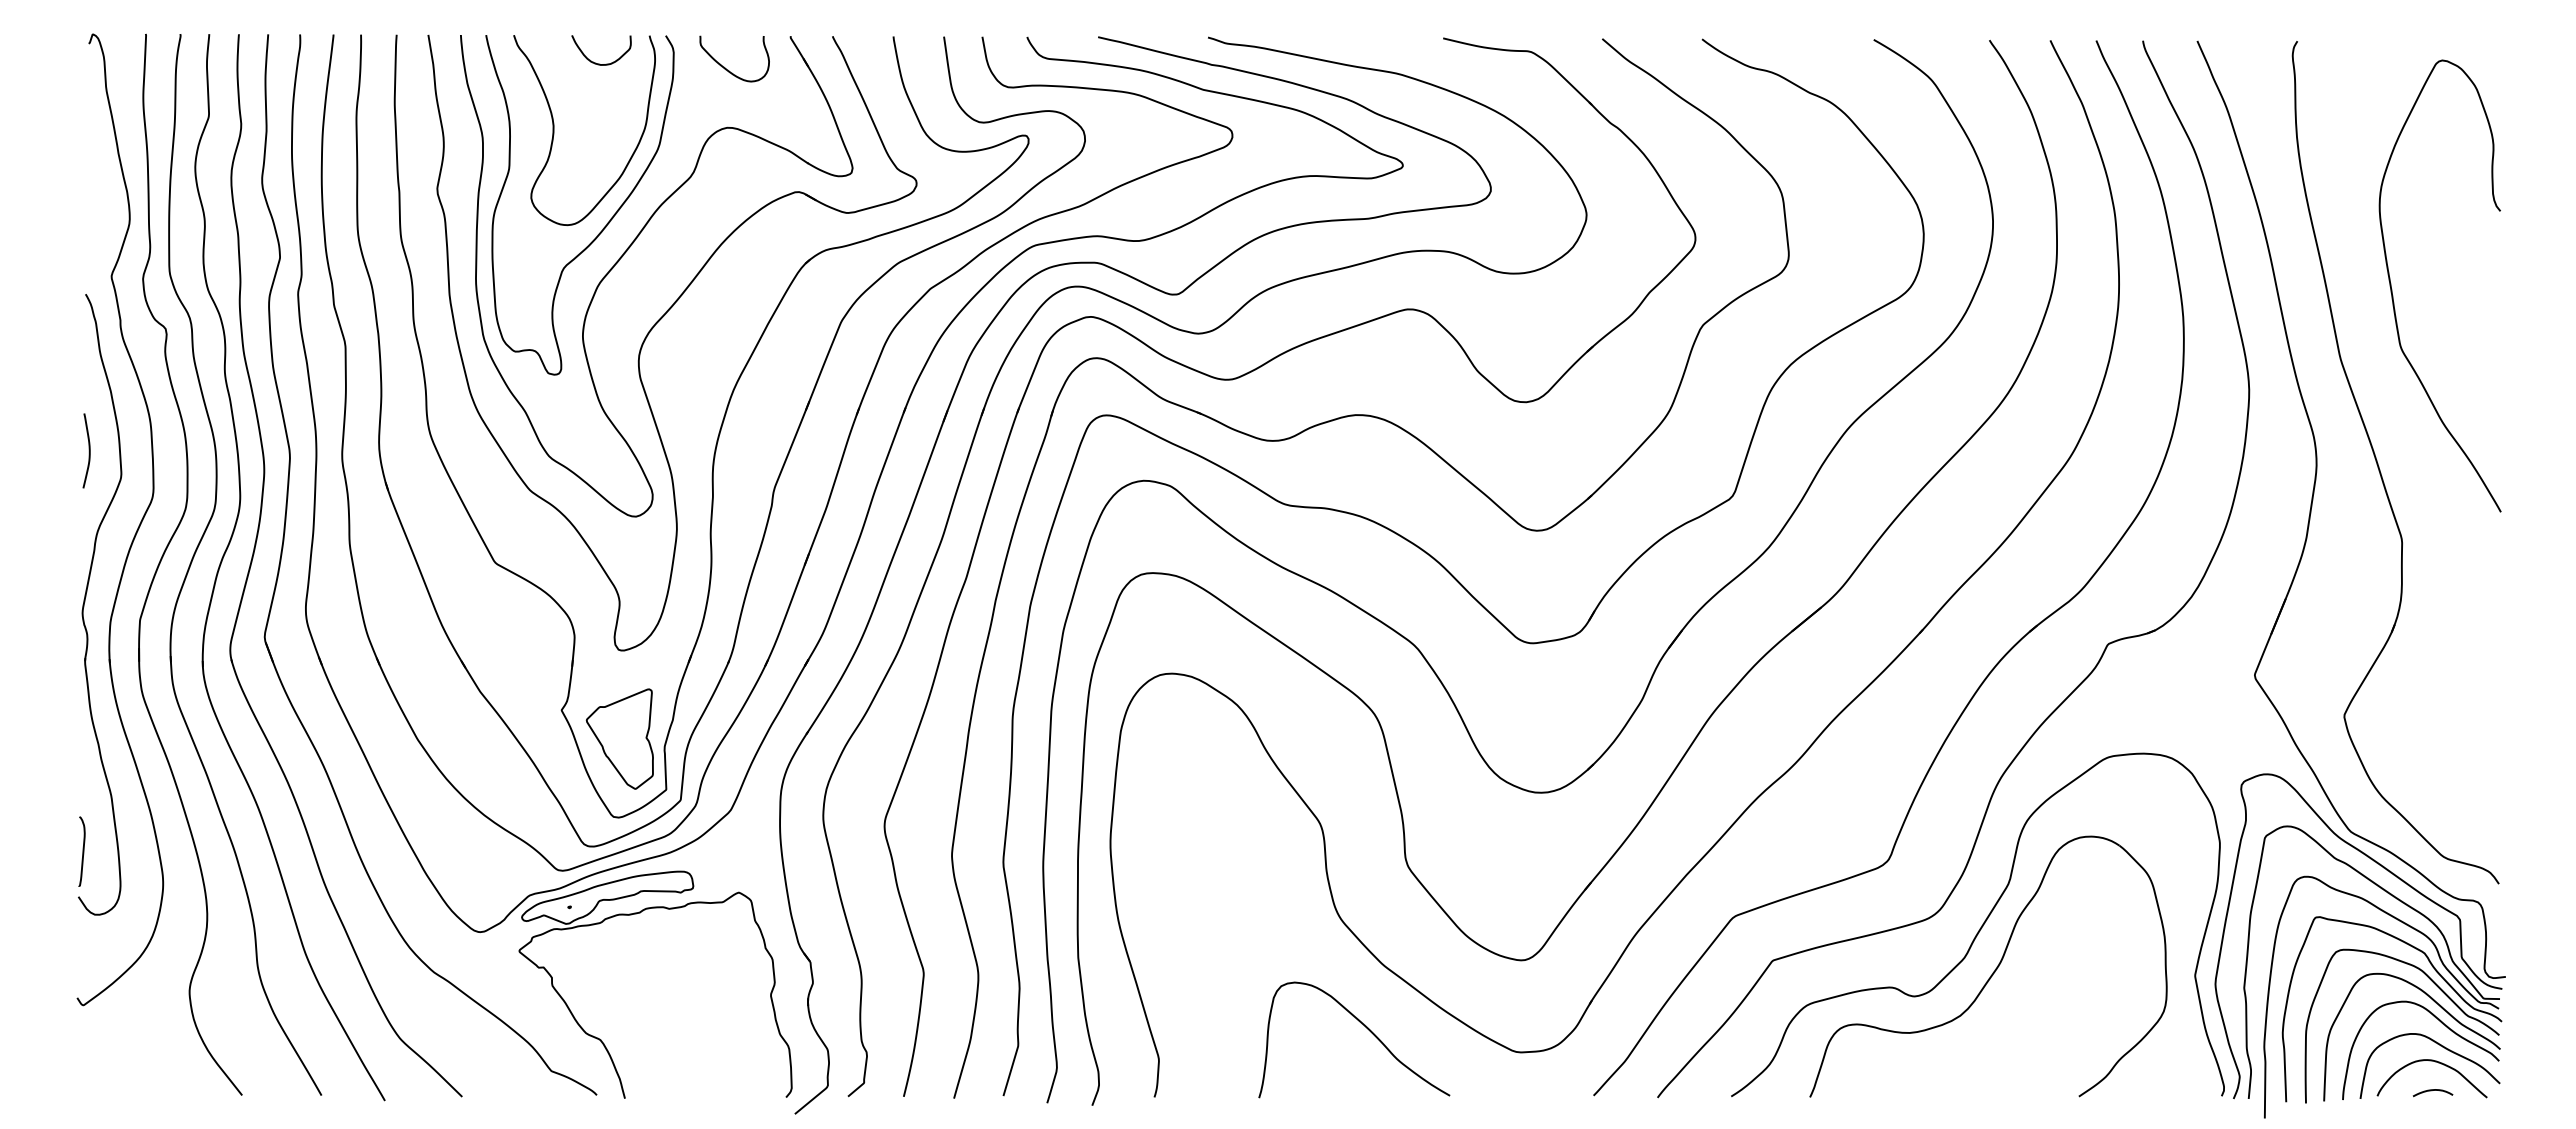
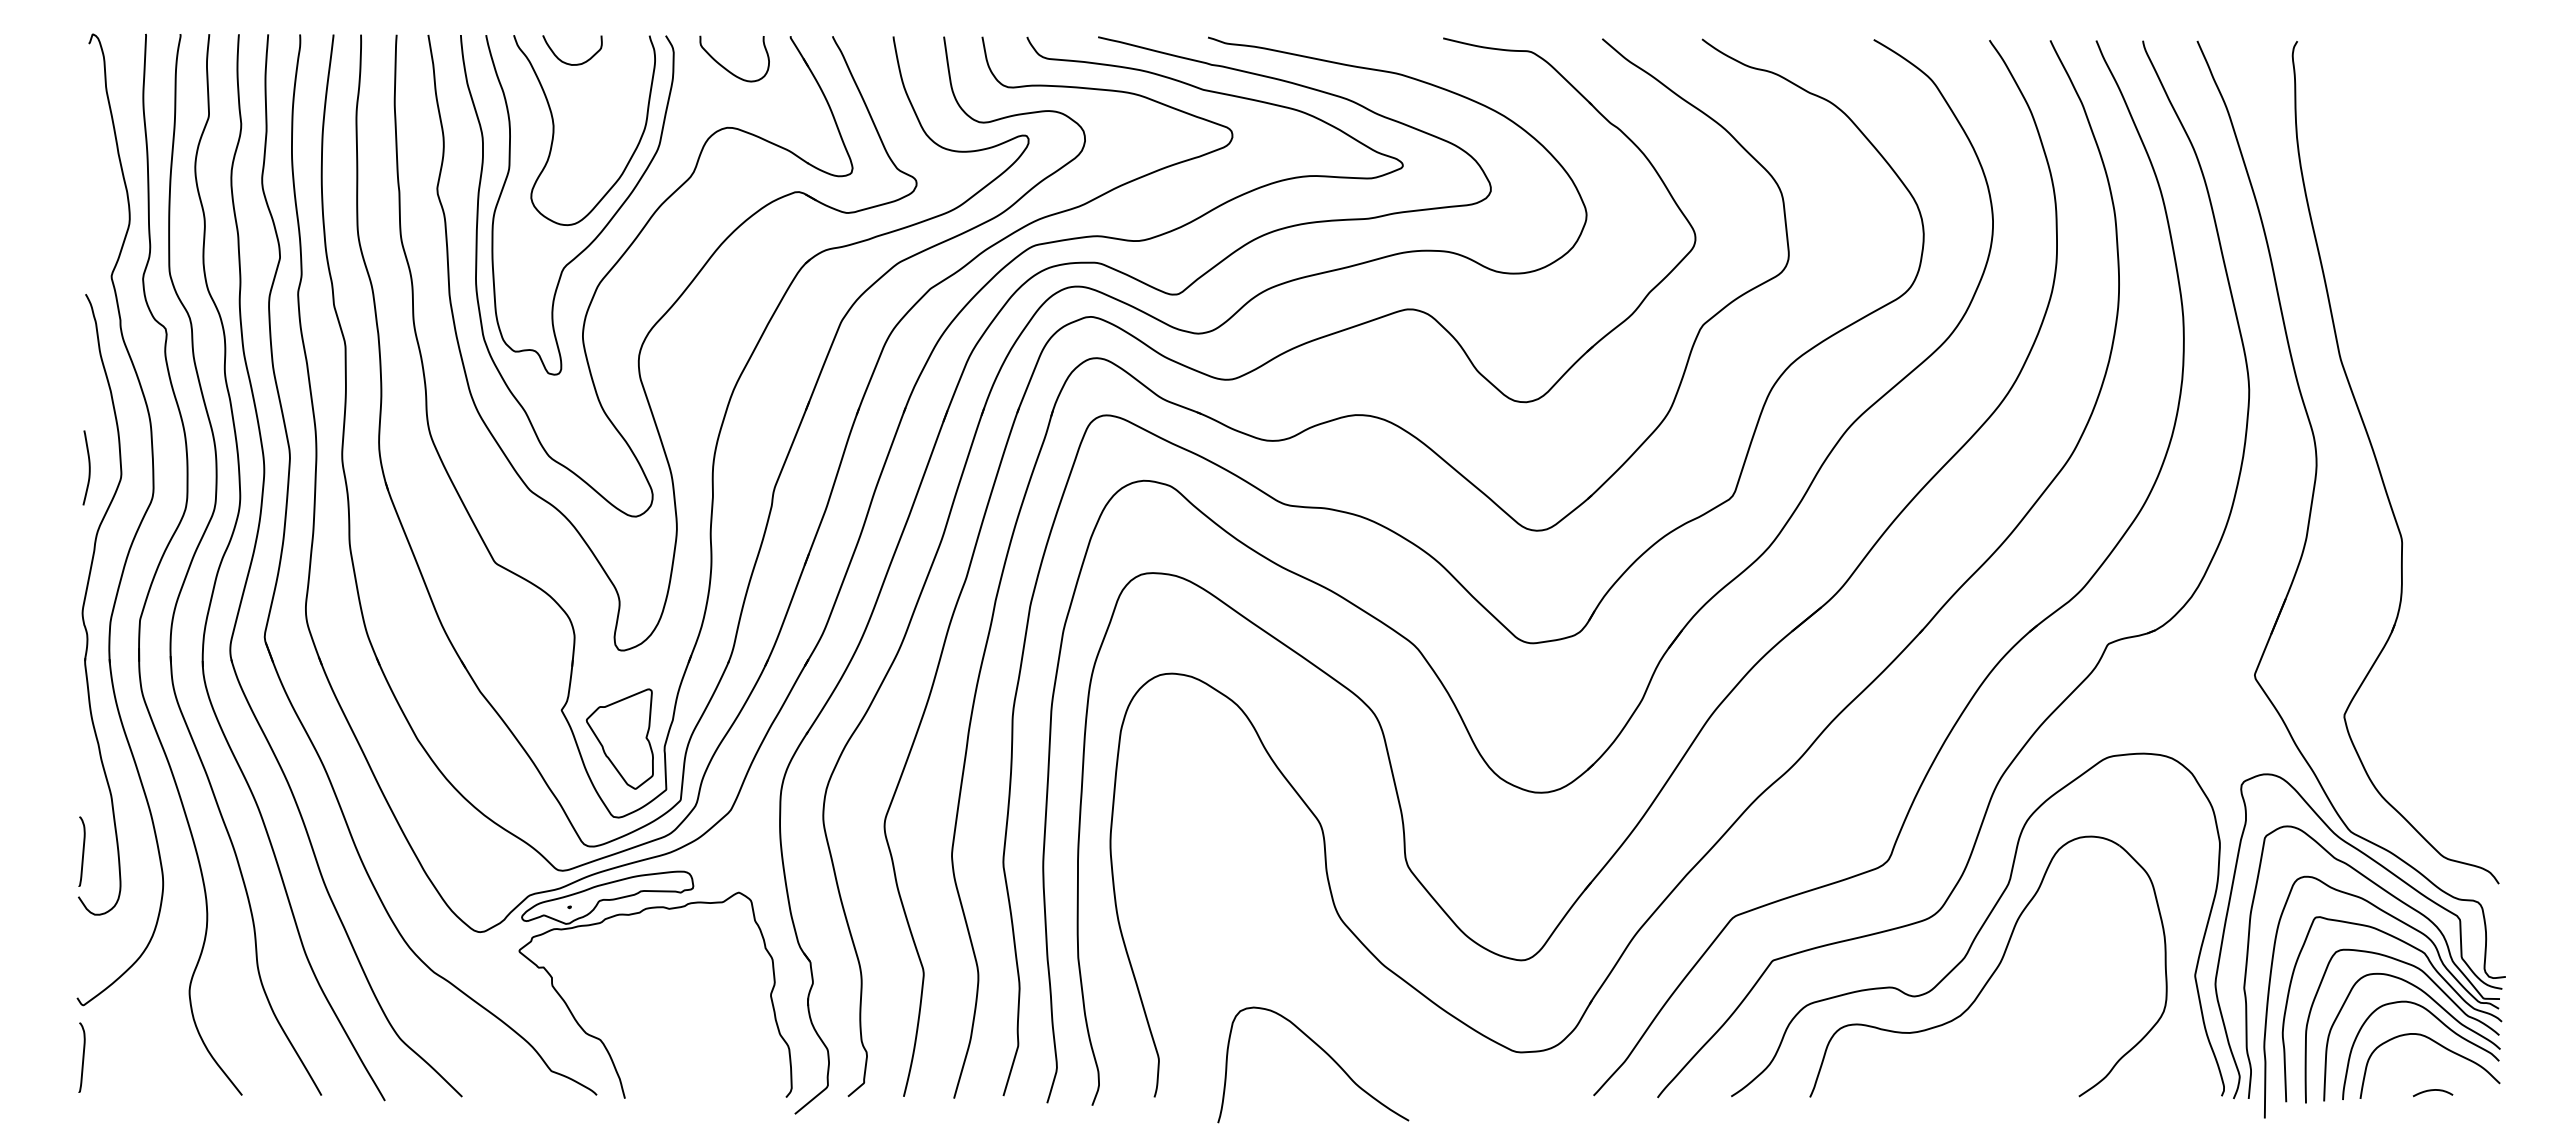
curve position: (599, 63) -> (570, 63) (570, 63)
curve: present -> none (2393, 295)
curve position: (88, 450) -> (88, 467) (88, 467)
curve position: (1365, 1027) -> (1324, 1052) (1324, 1052)
curve: none -> present (82, 1057)
curve: present -> none (2435, 1062)
